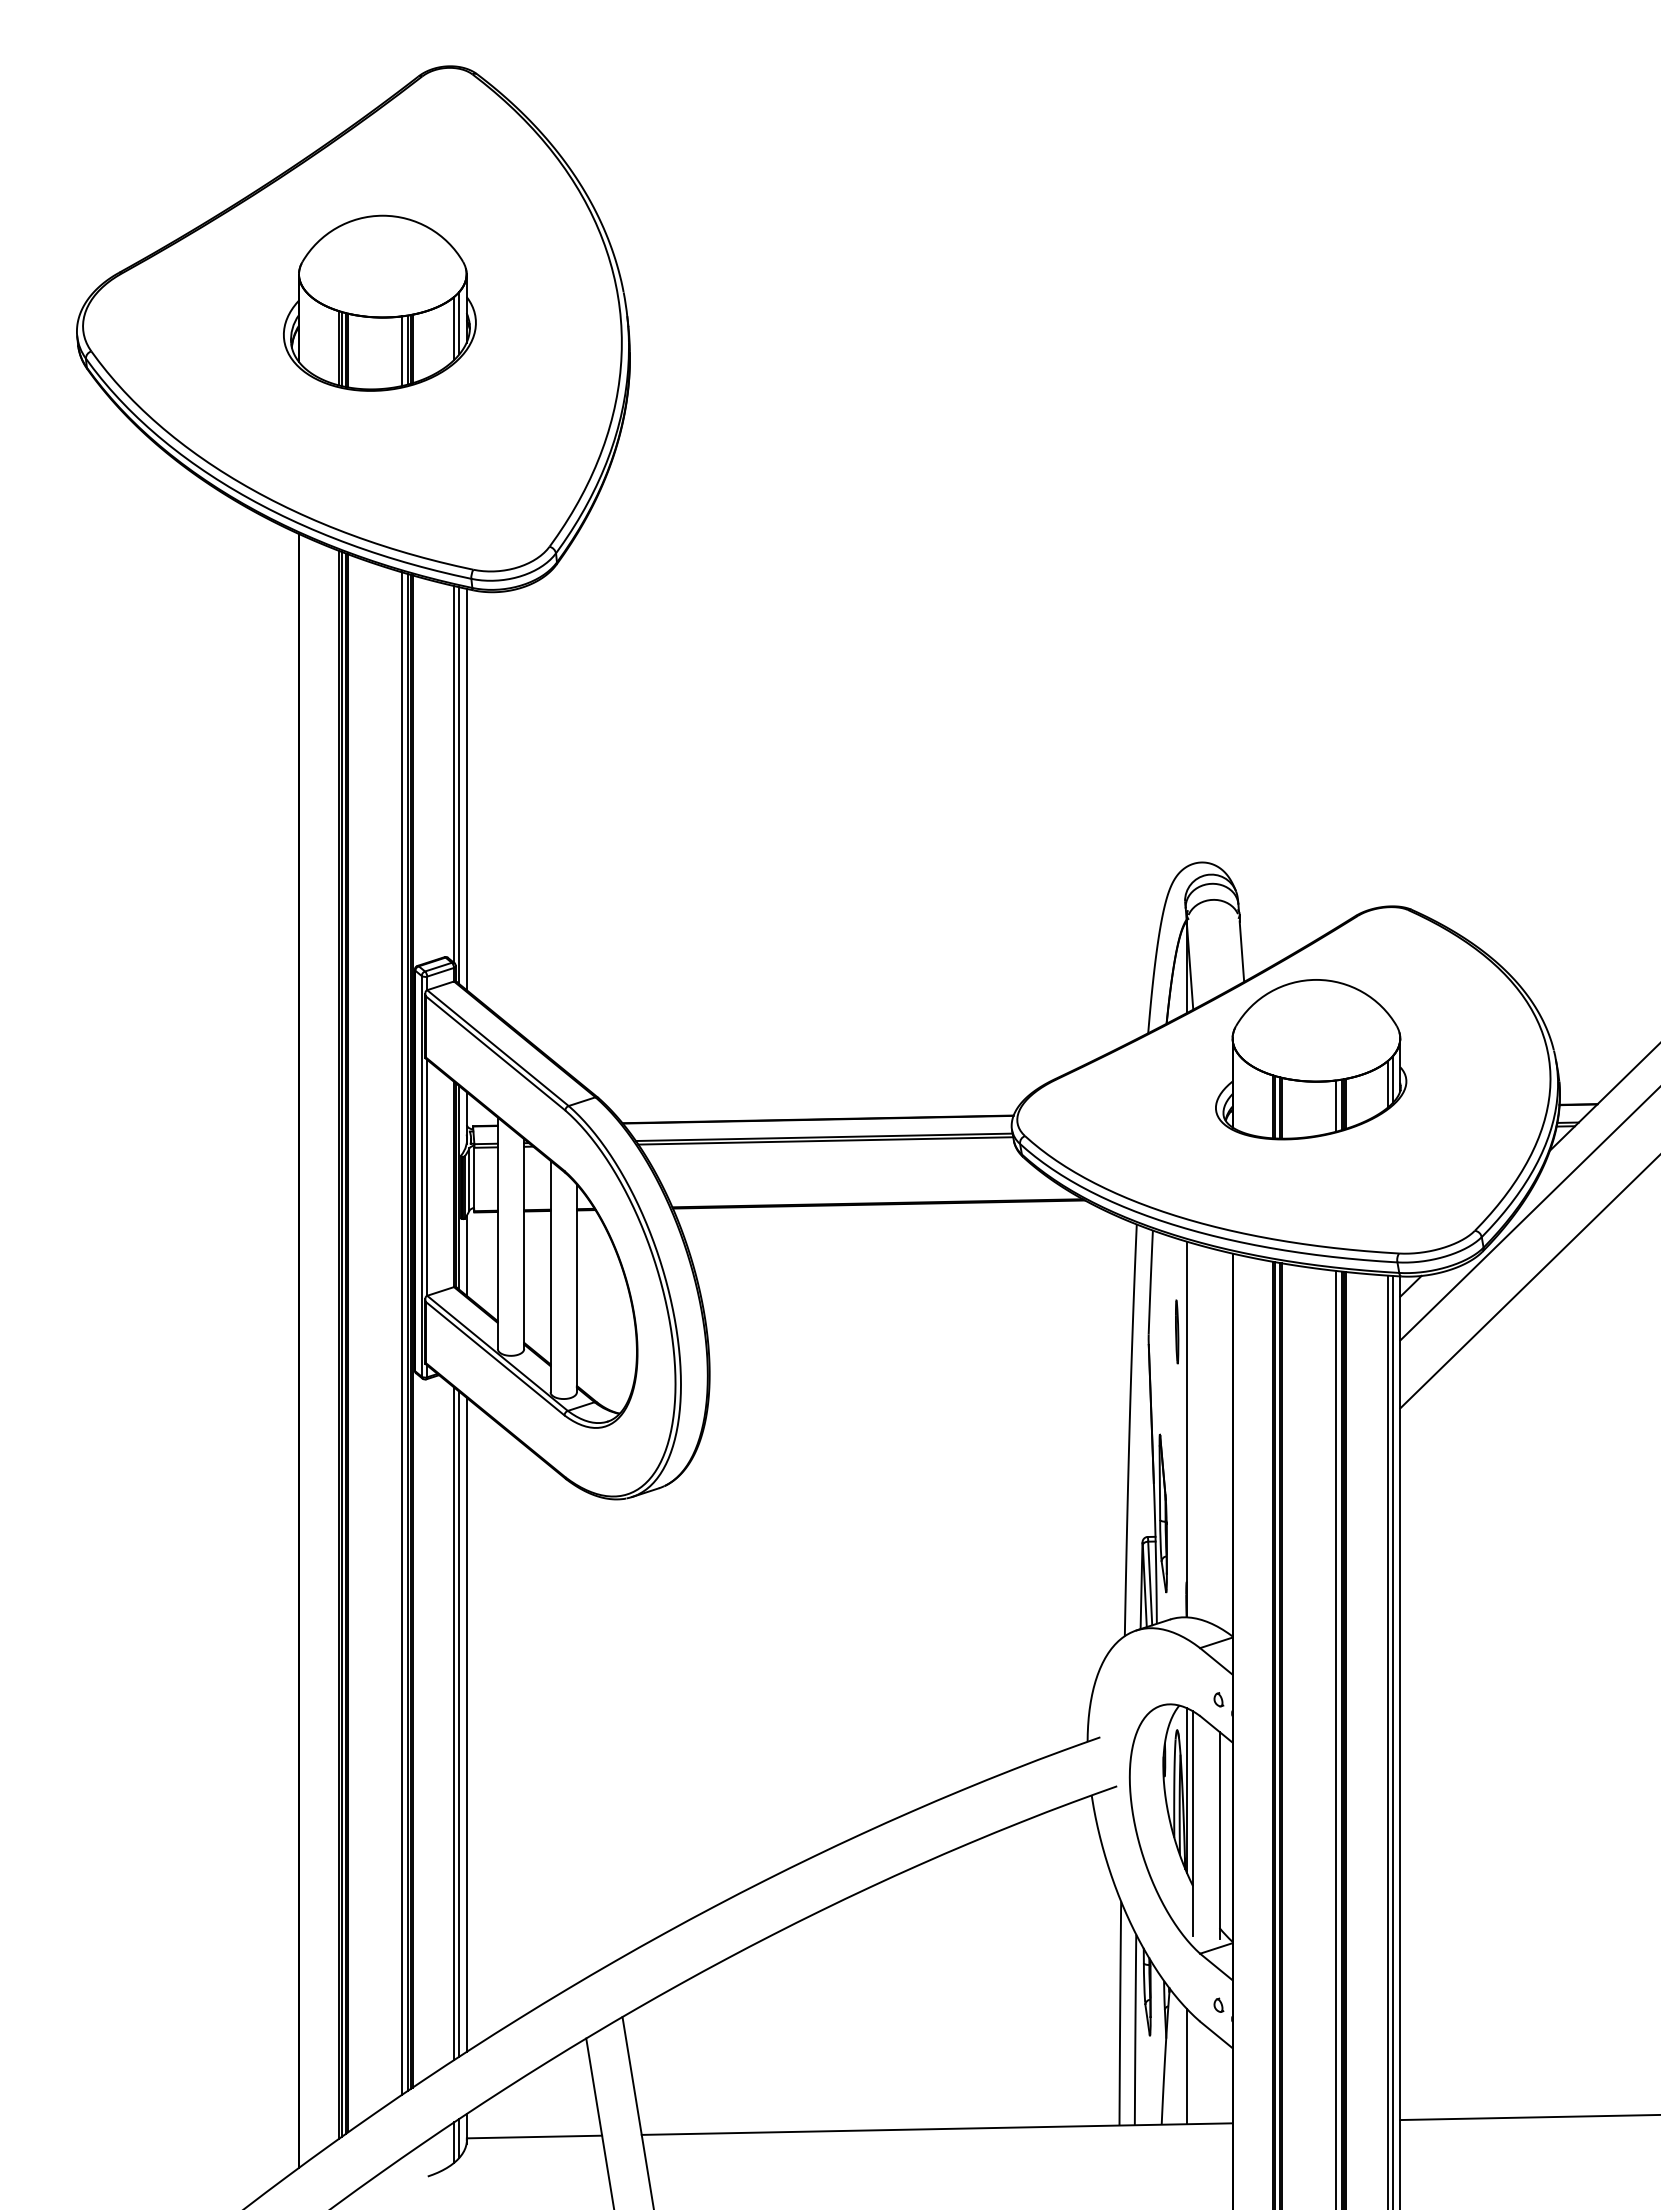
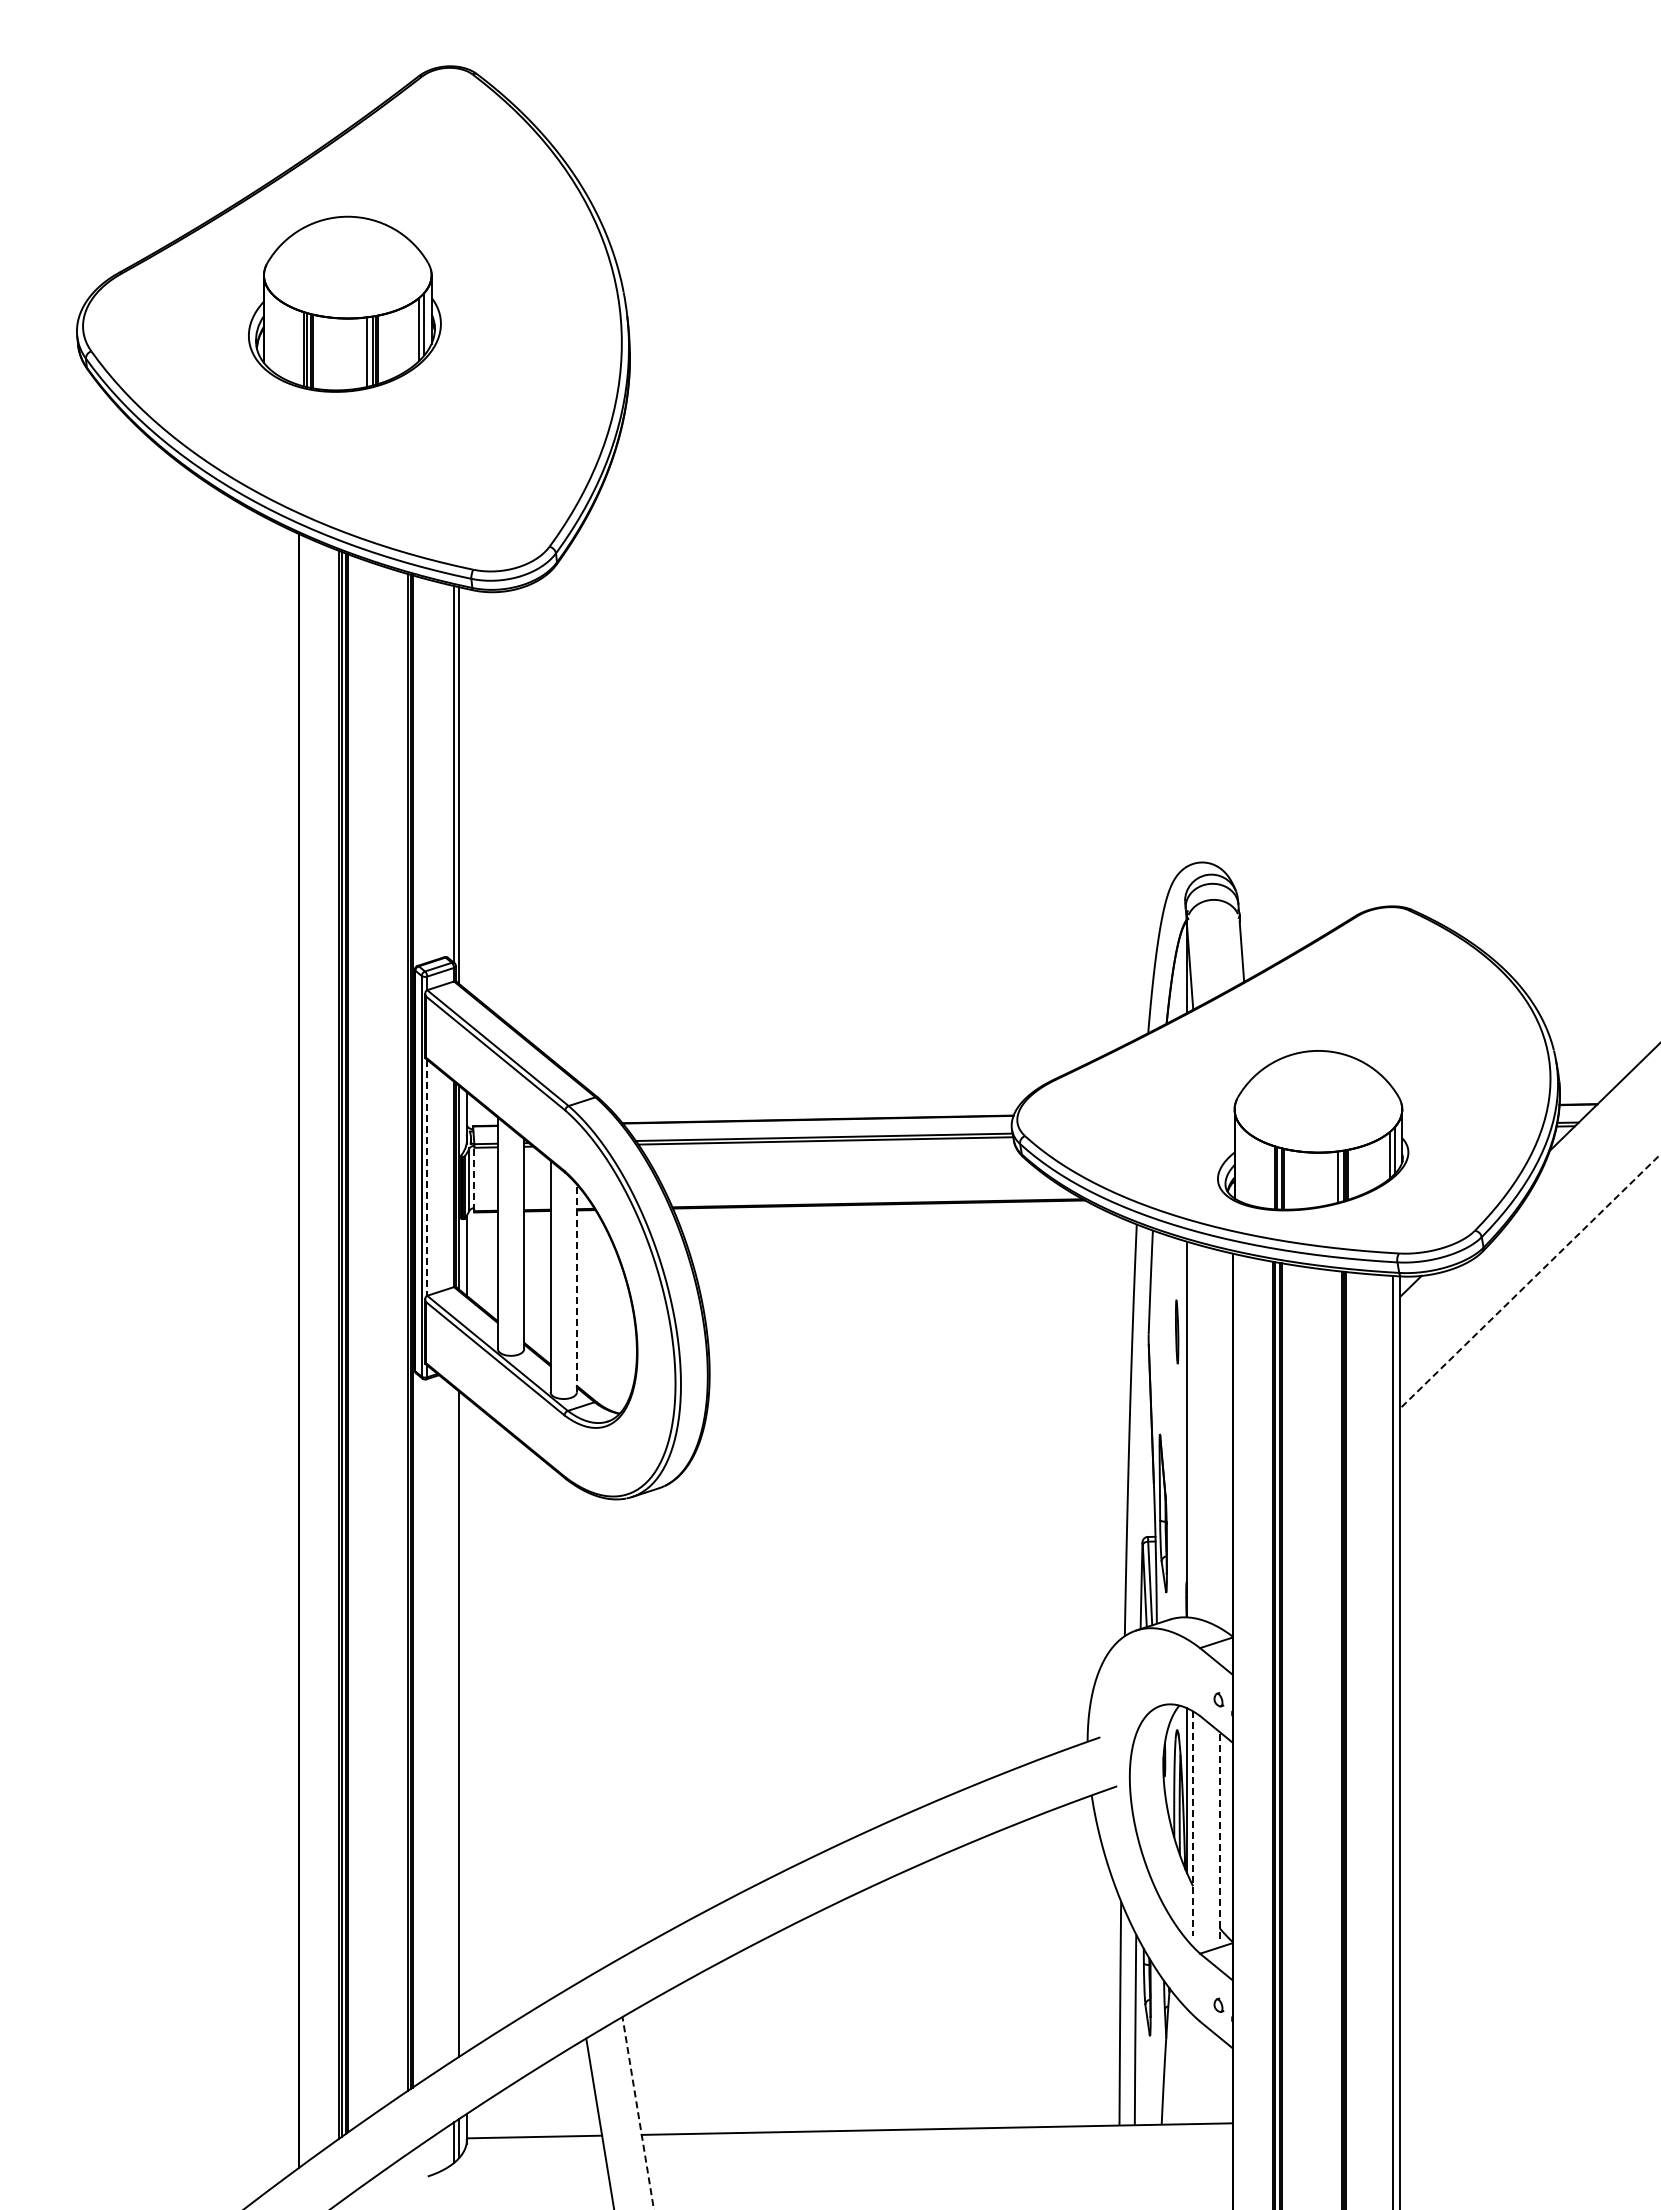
part position: (379, 302) -> (344, 303) (344, 303)
line: present -> none (466, 789)
part position: (1311, 1059) -> (1313, 1130) (1313, 1130)
line: solid -> dashed (427, 1177)
line: solid -> dashed (474, 1179)
line: present -> none (1528, 1214)
line: solid -> dashed (1530, 1281)
line: solid -> dashed (576, 1288)
line: present -> none (402, 1333)
line: present -> none (454, 1723)
line: present -> none (466, 1724)
line: present -> none (1336, 1738)
line: present -> none (1387, 1740)
line: solid -> dashed (1193, 1824)
line: solid -> dashed (1219, 1834)
line: present -> none (1186, 2066)
line: solid -> dashed (638, 2112)
line: present -> none (1528, 2117)
